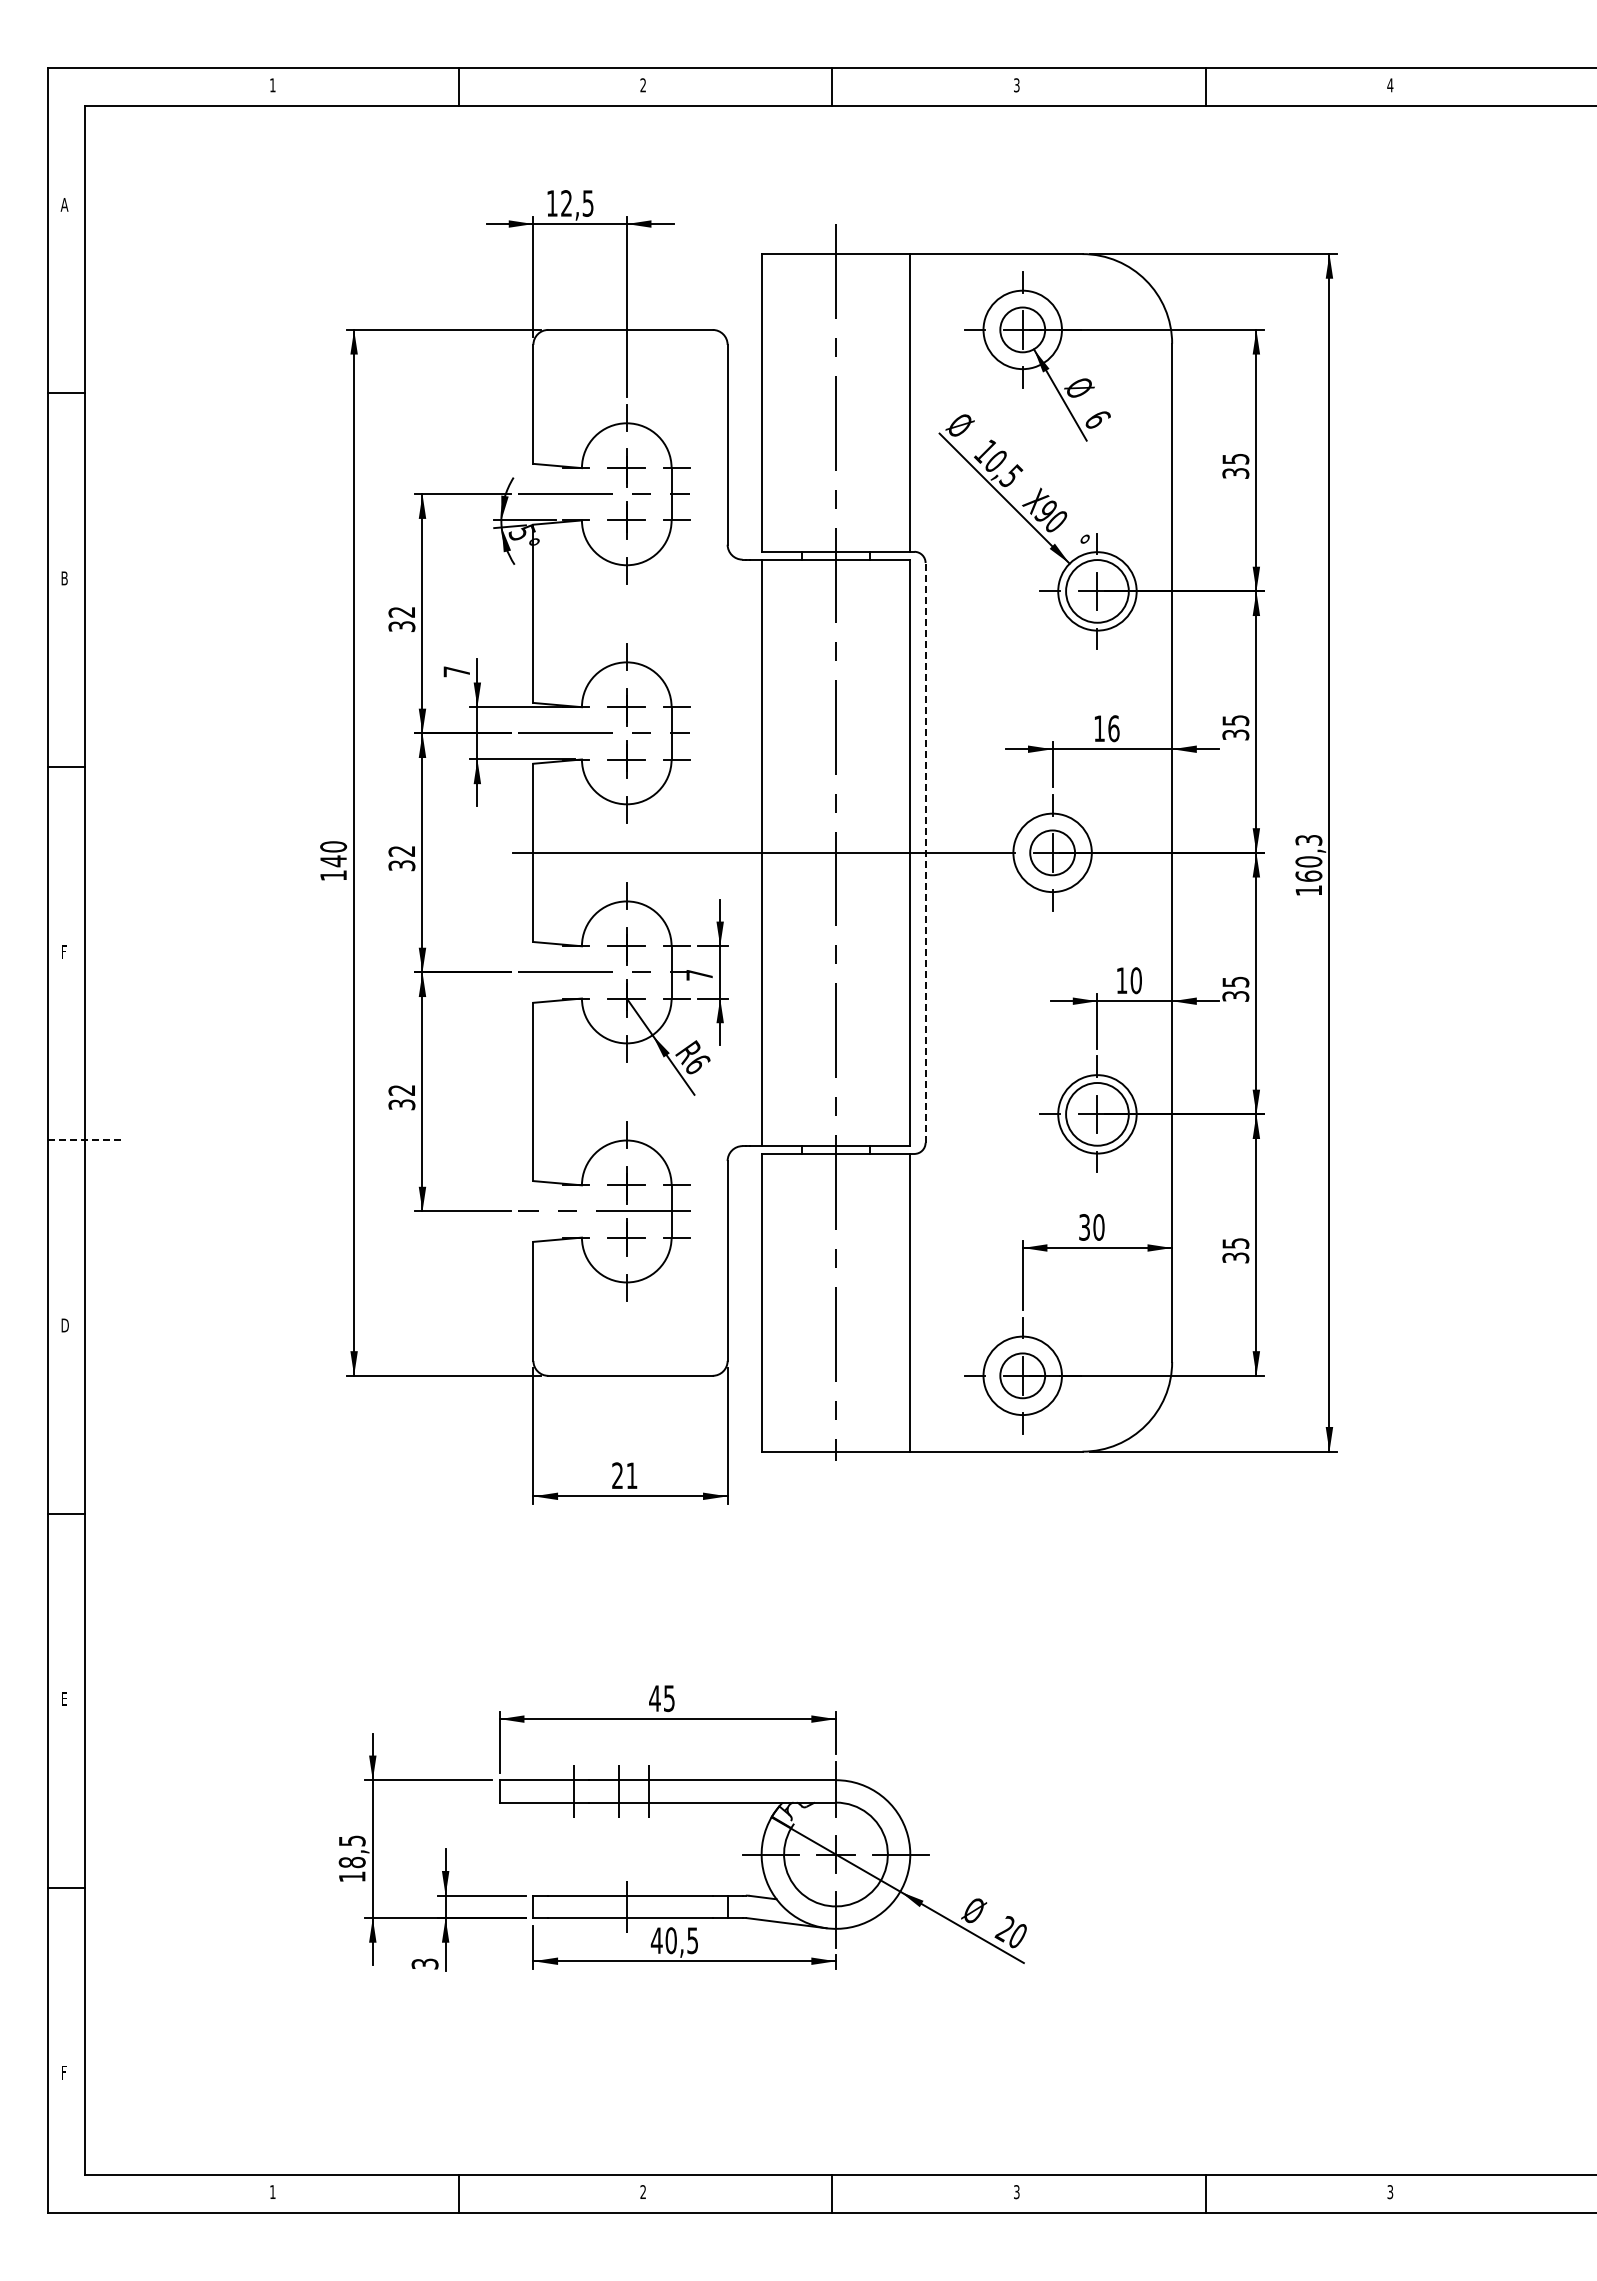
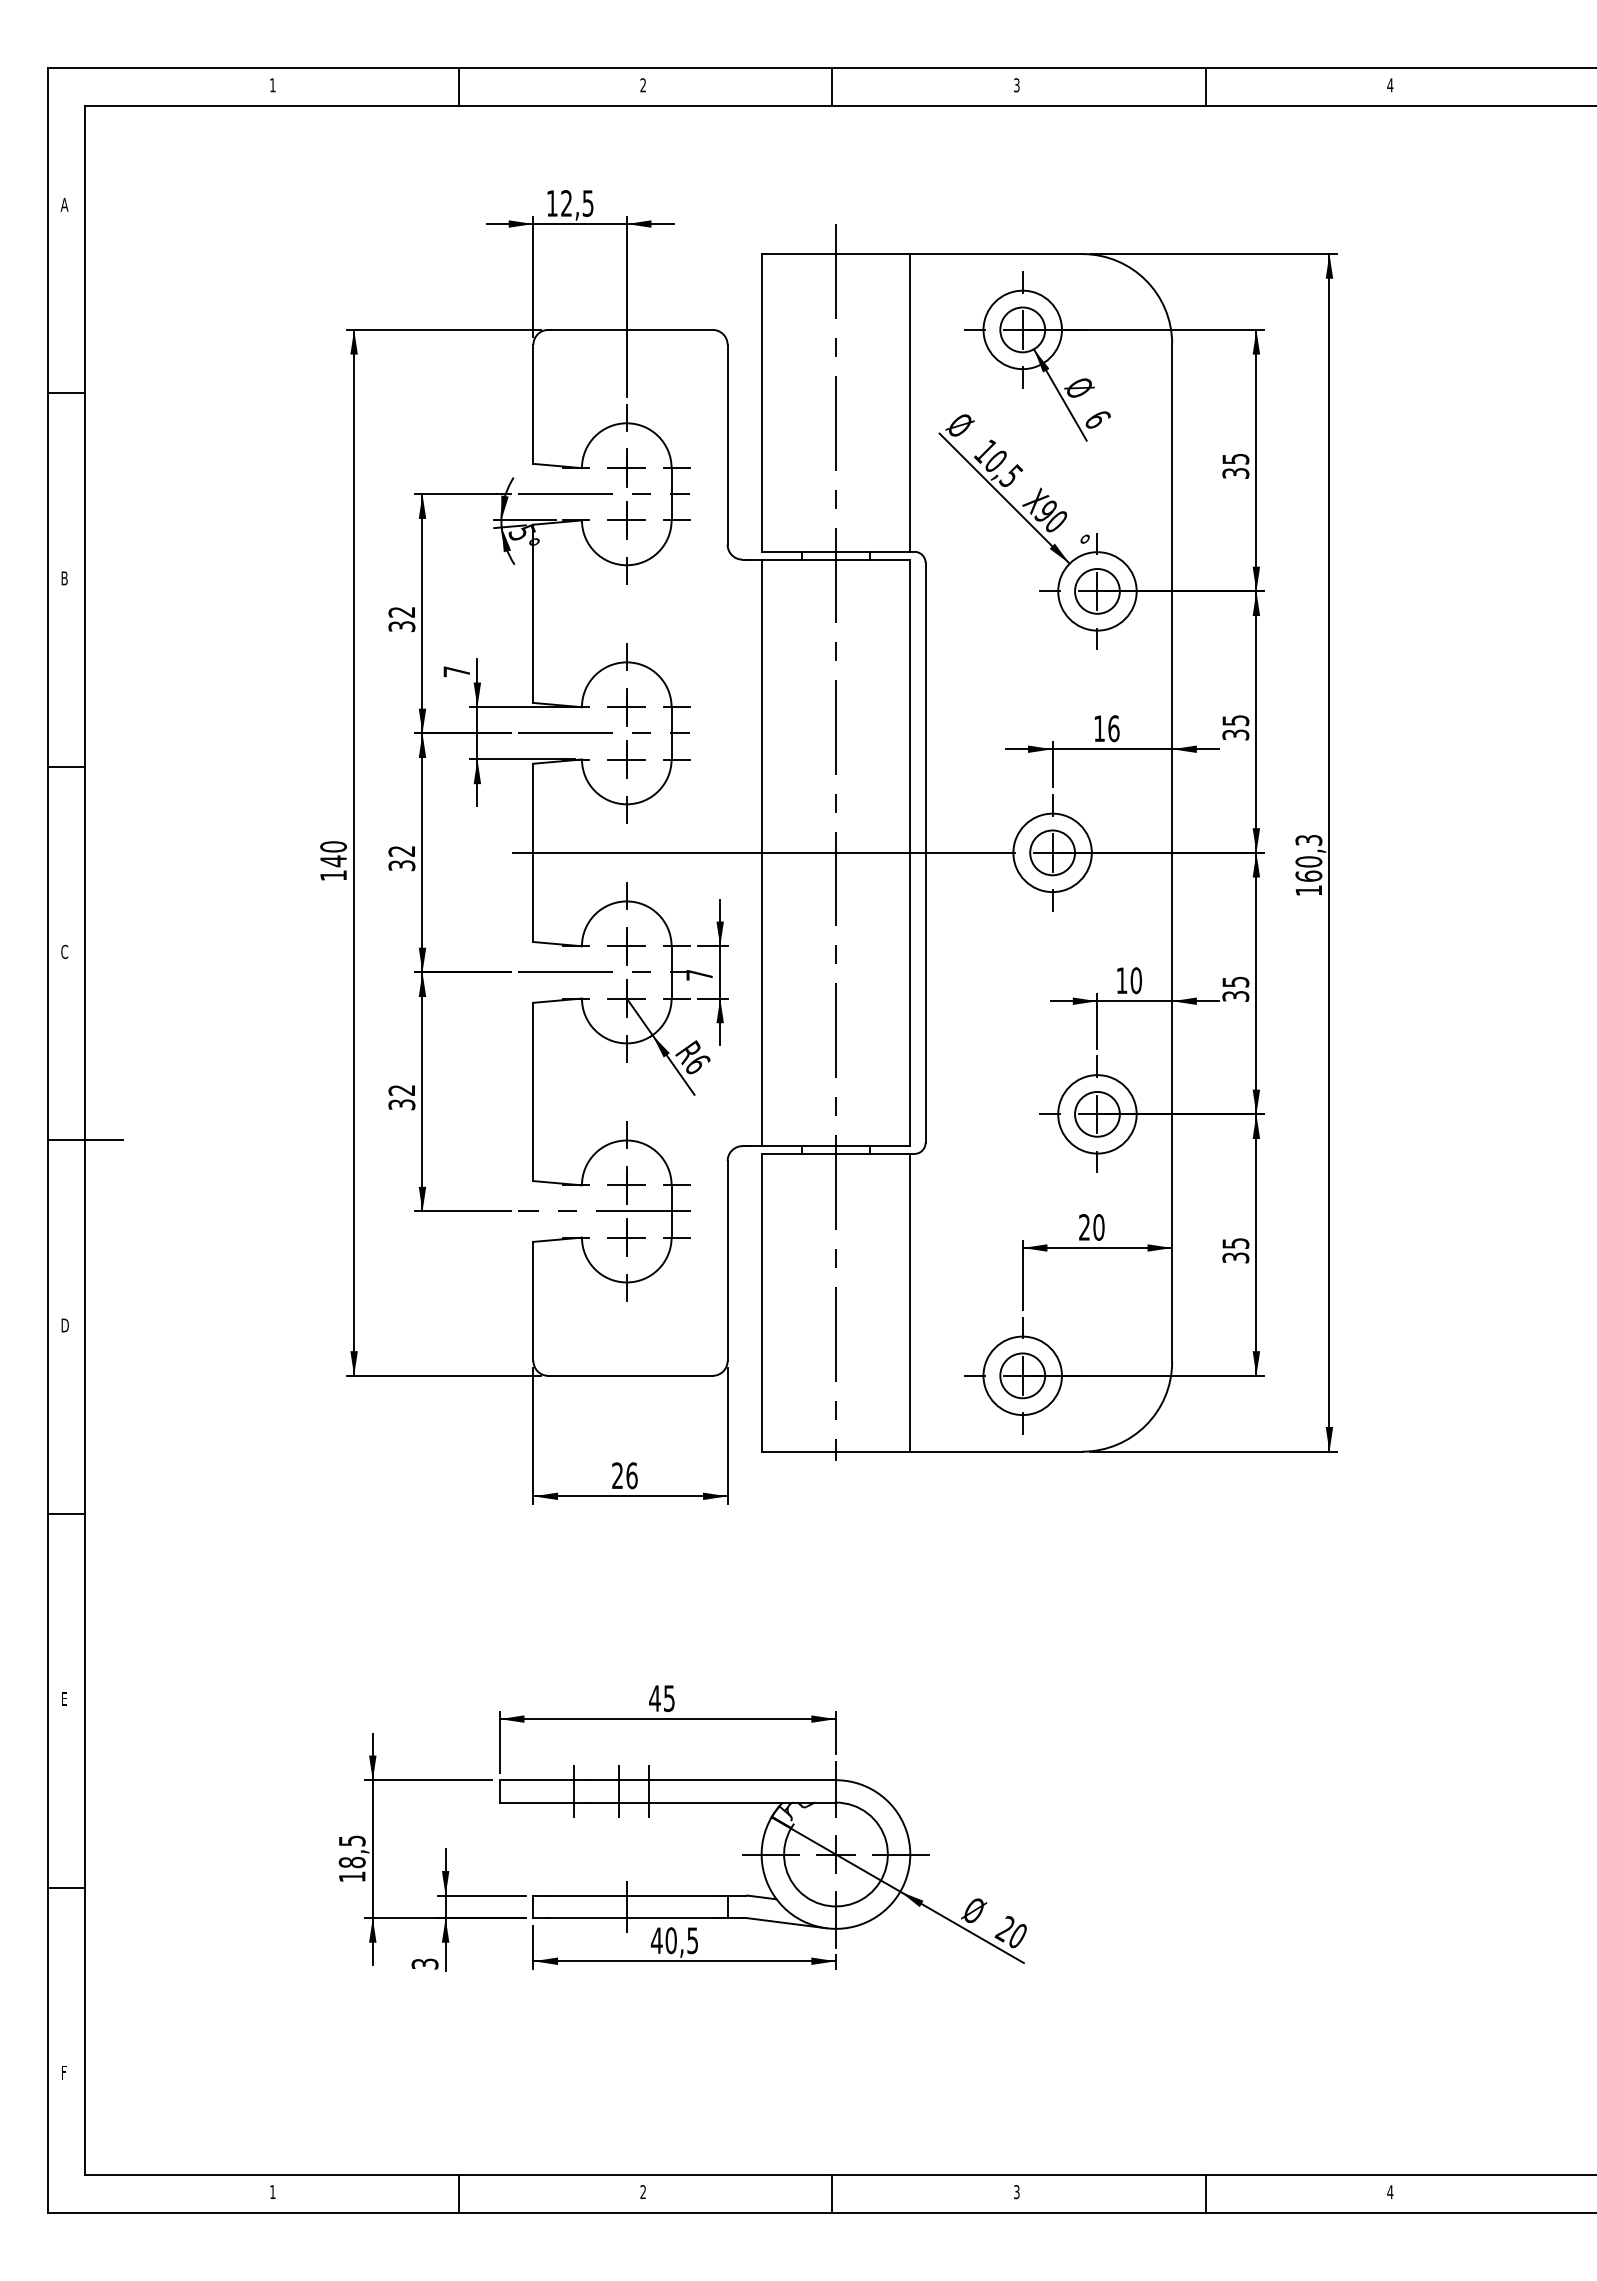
circle diameter: 63 px -> 45 px (1097, 591)
line: dashed -> solid (925, 852)
text: F -> C (64, 951)
circle diameter: 63 px -> 45 px (1097, 1113)
line: dashed -> solid (85, 1140)
text: 30 -> 20 (1084, 1227)
text: 21 -> 26 (631, 1475)
text: 3 -> 4 (1390, 2192)
